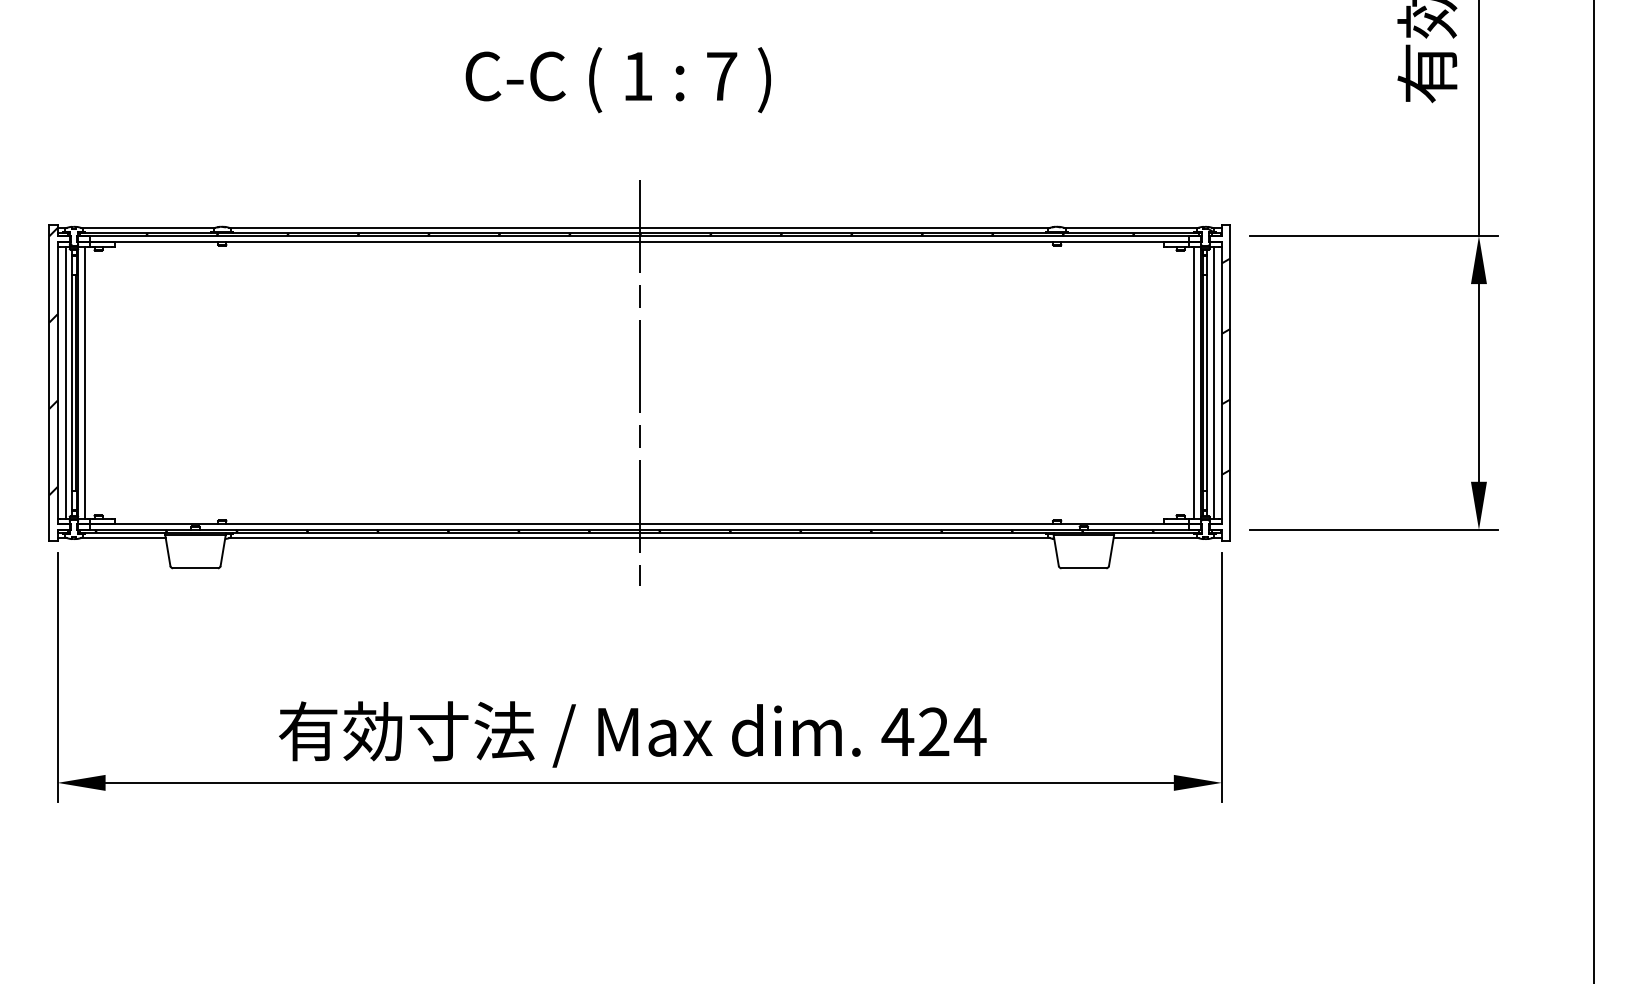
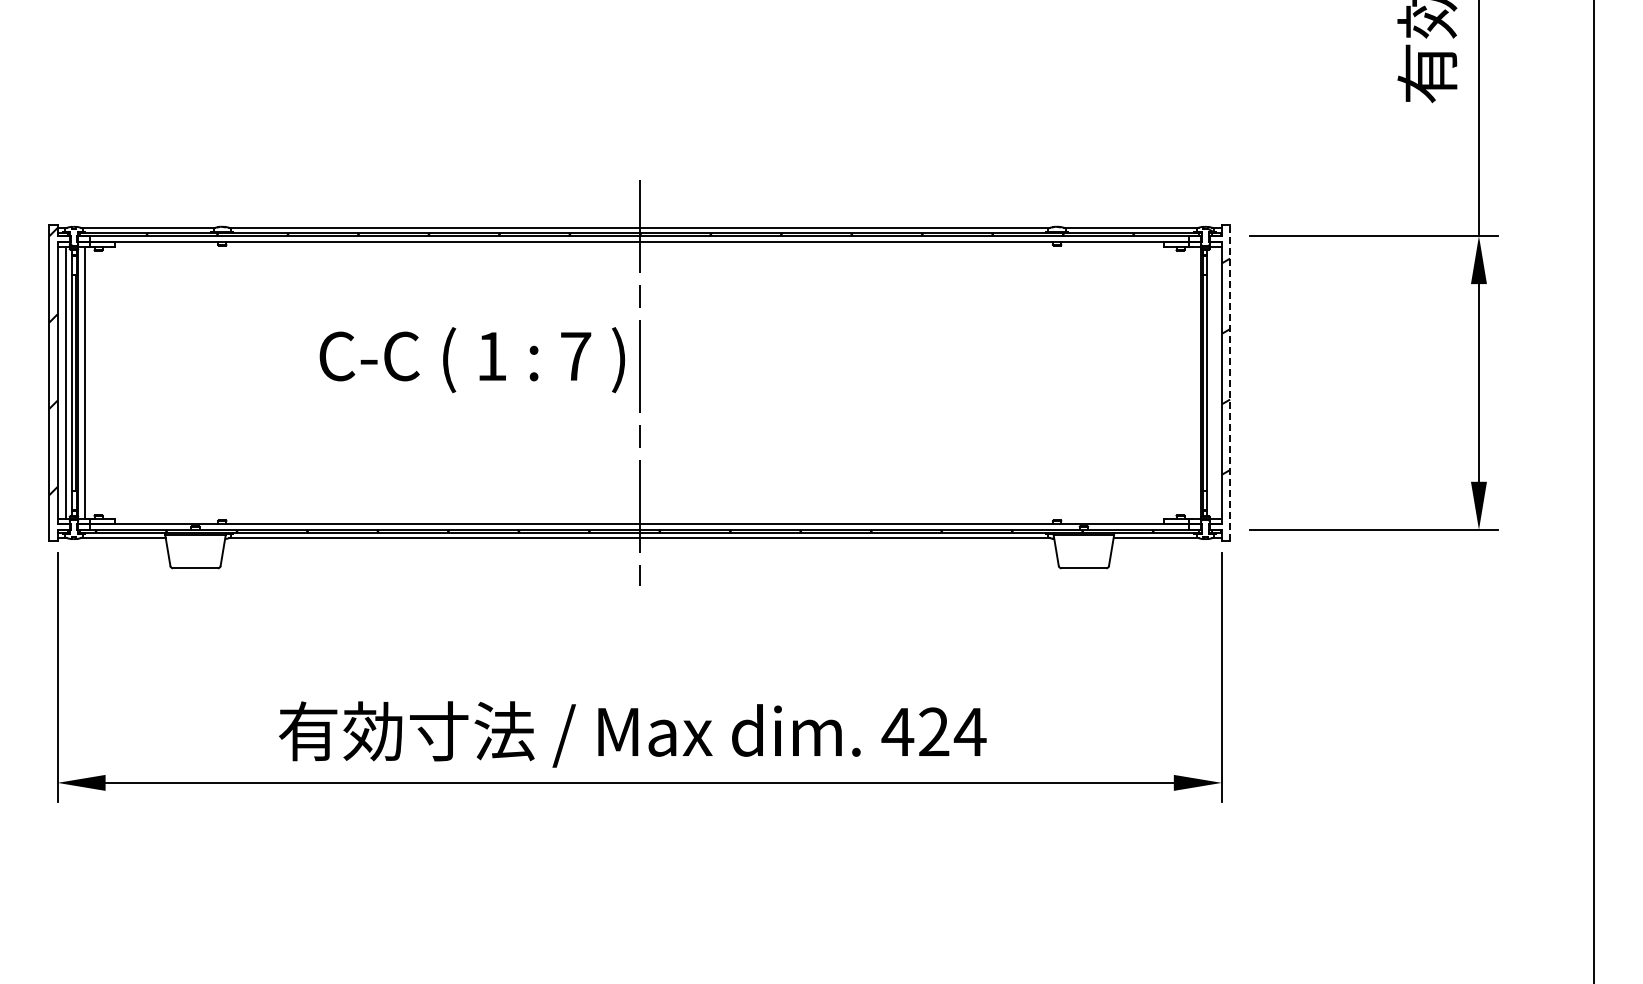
text position: (617, 80) -> (471, 360) (471, 360)
line: present -> none (1194, 382)
line: present -> none (1213, 382)
line: solid -> dashed (1230, 382)
